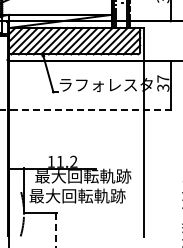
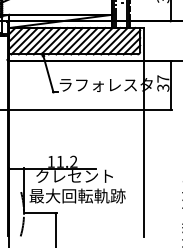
line: dashed -> solid (86, 110)
text: 最大回転軌跡 -> クレセント (83, 175)
line: dashed -> solid (55, 230)
